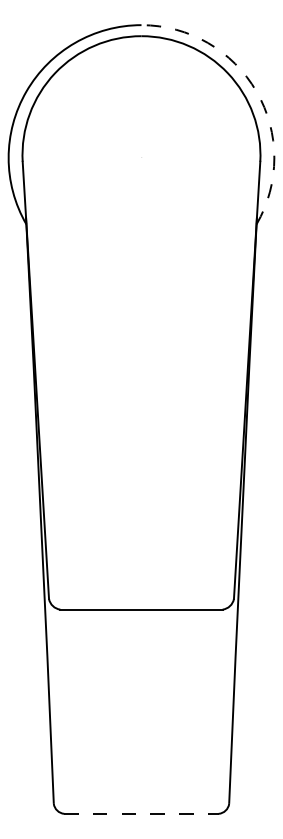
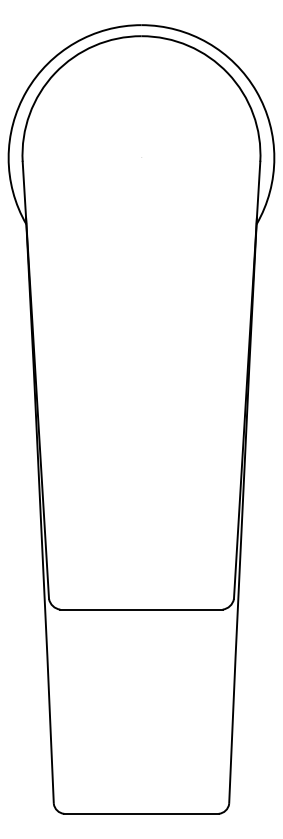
arc: dashed -> solid (256, 91)
line: dashed -> solid (141, 813)
